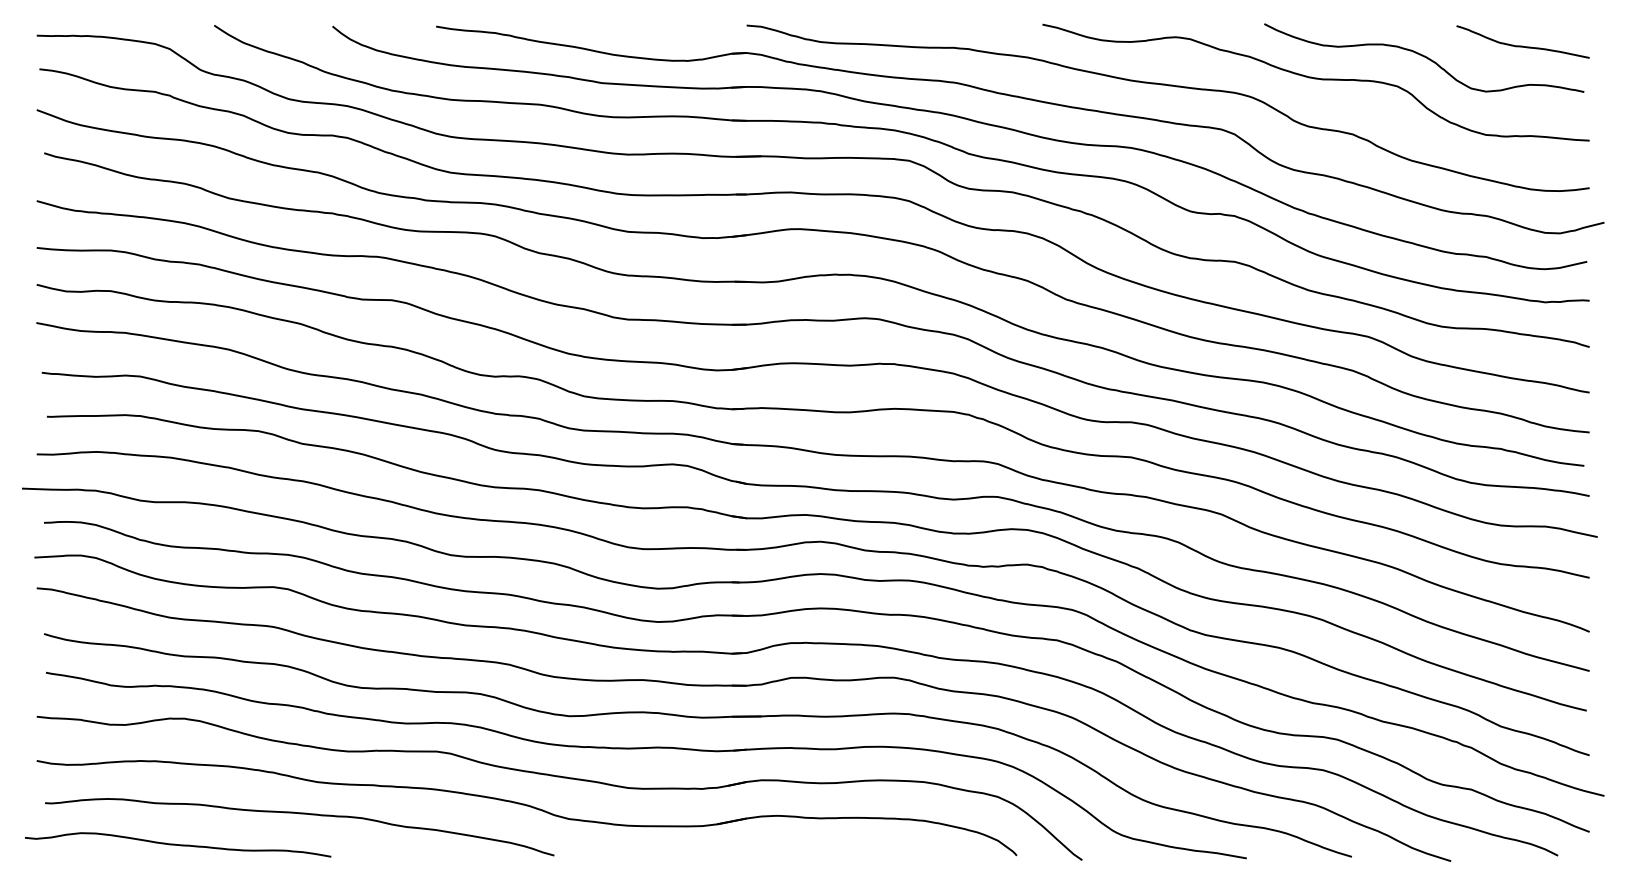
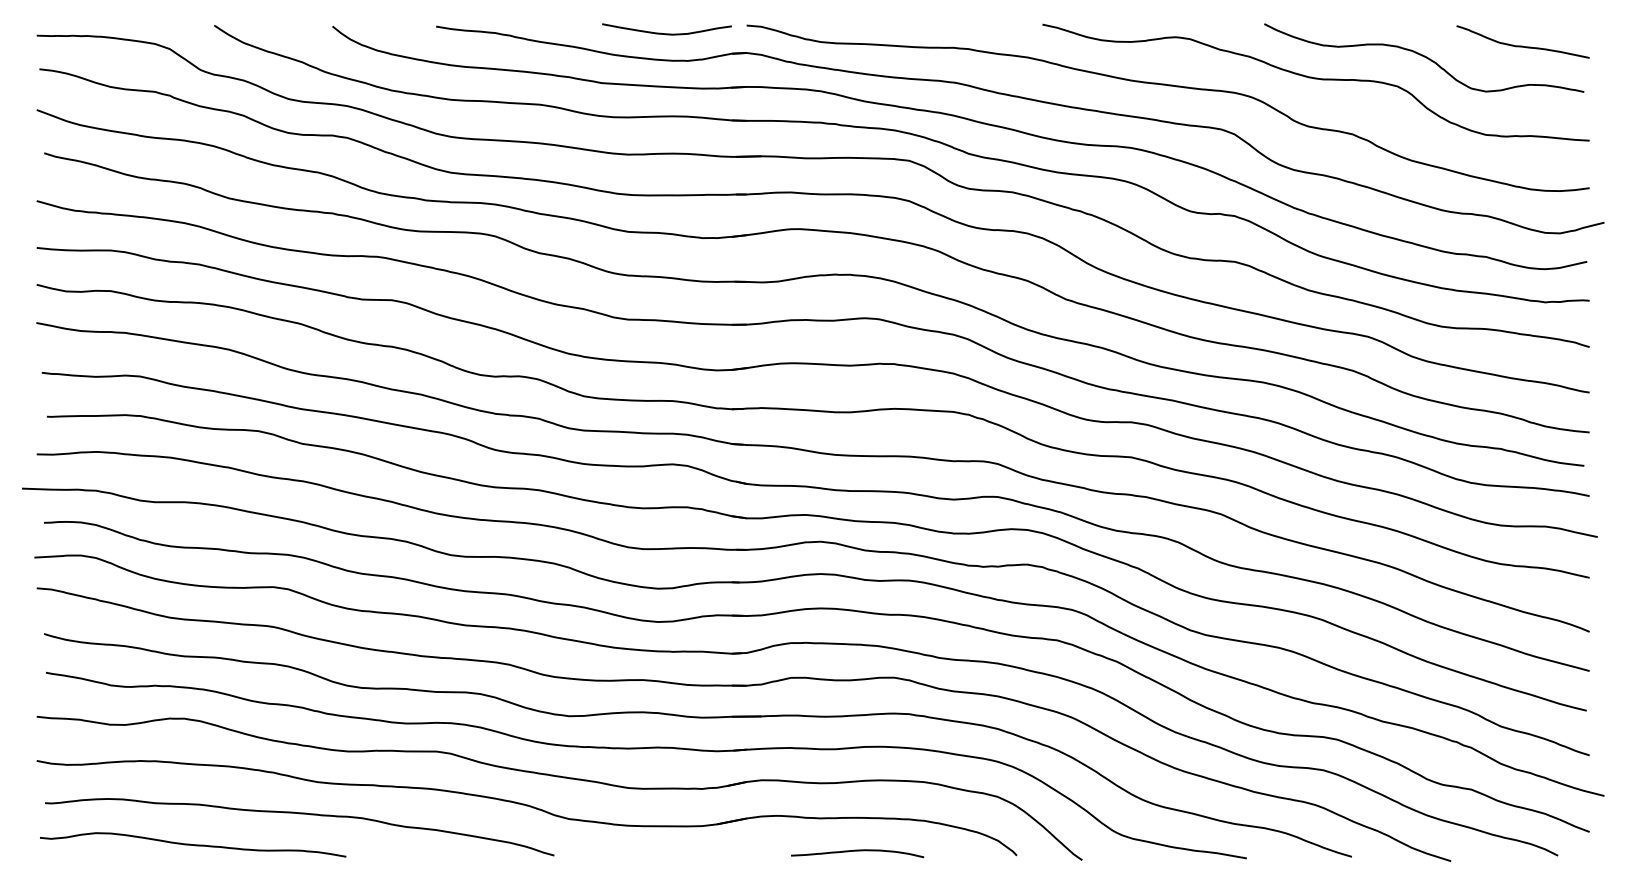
curve: none -> present (666, 33)
curve position: (178, 844) -> (193, 844) (193, 844)
curve: none -> present (857, 851)
